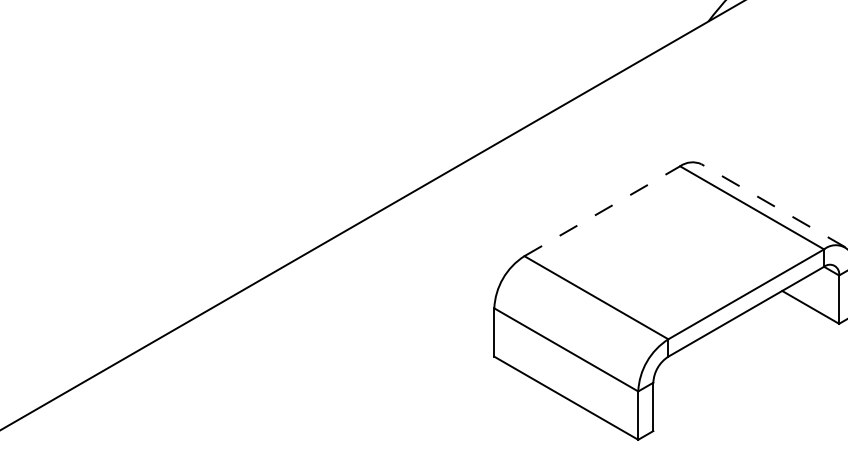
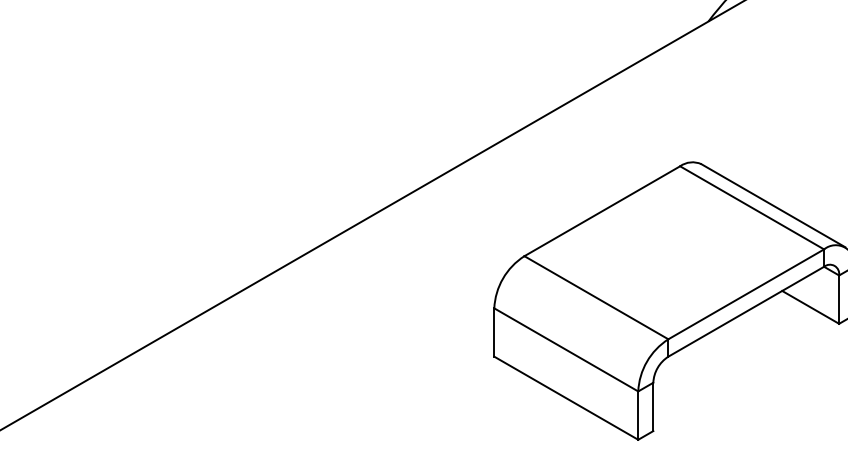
line: dashed -> solid (772, 205)
line: dashed -> solid (602, 211)
